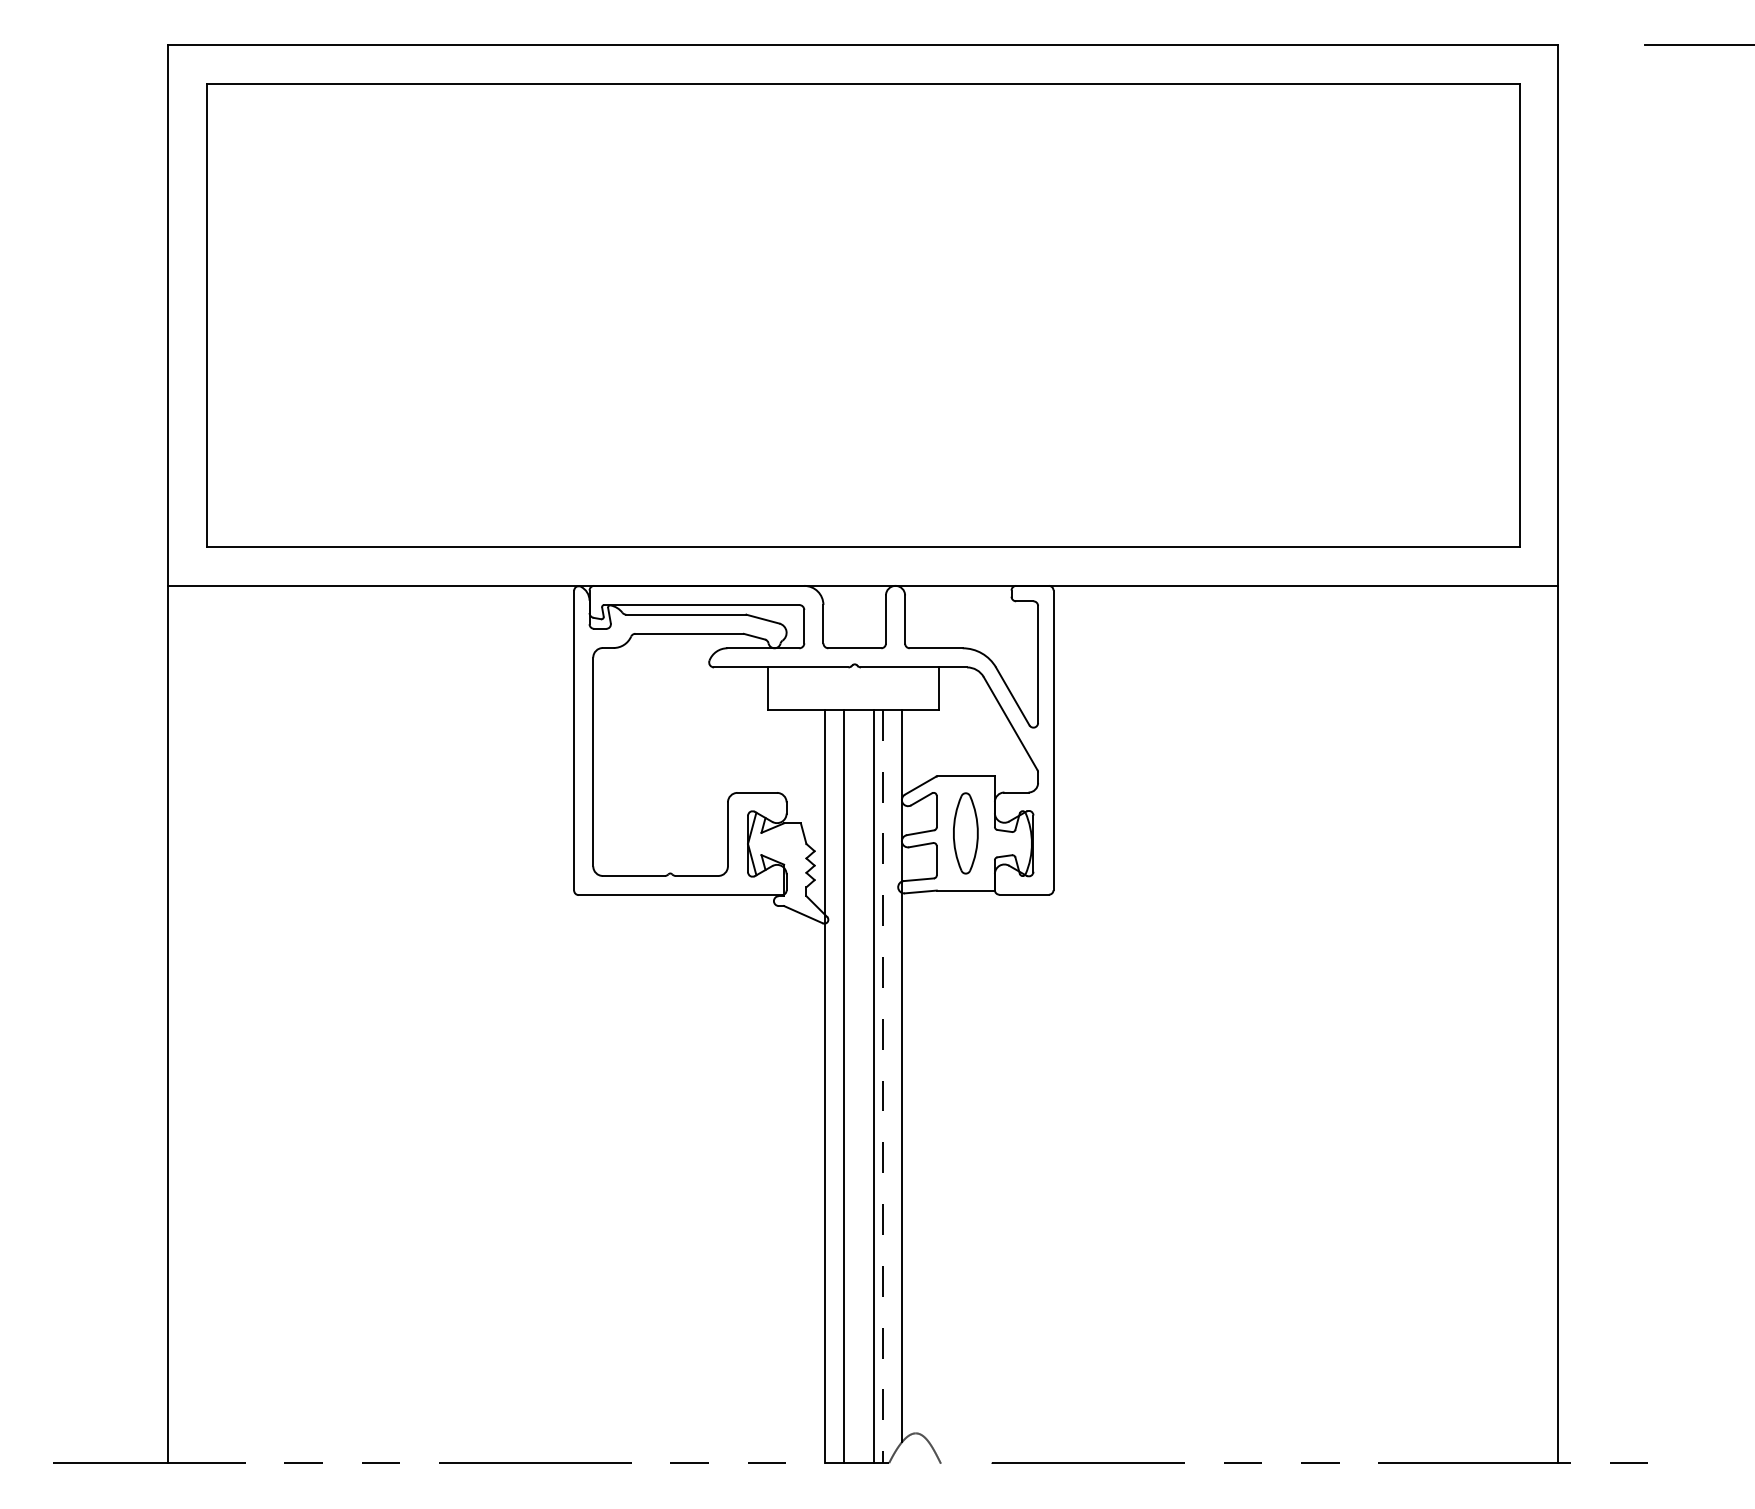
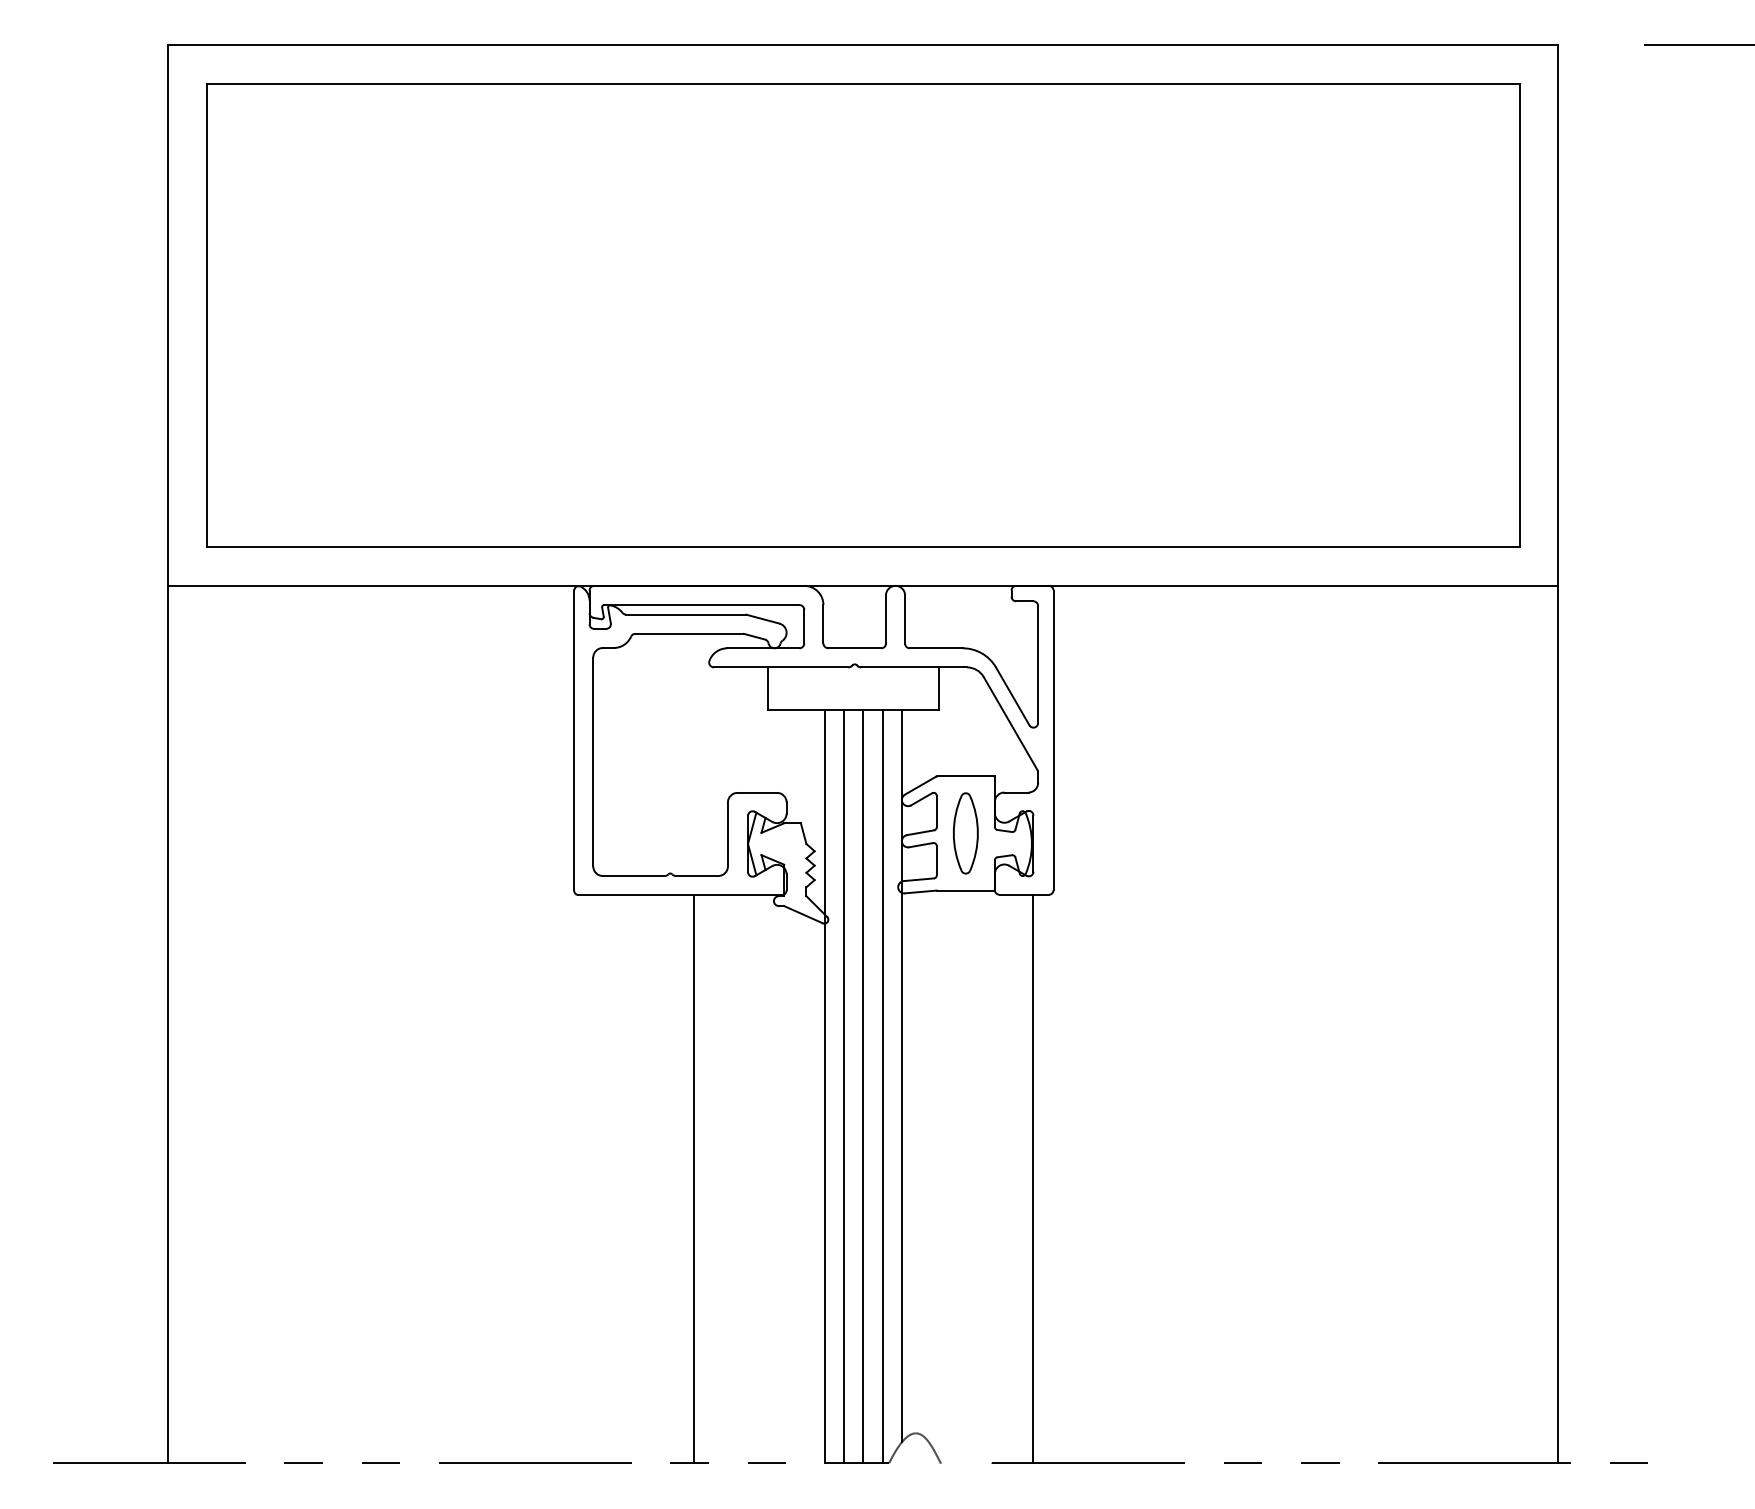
line position: (874, 1086) -> (863, 1086) (863, 1086)
line: dashed -> solid (882, 1086)
line: none -> present (1032, 1178)
line: none -> present (694, 1179)
